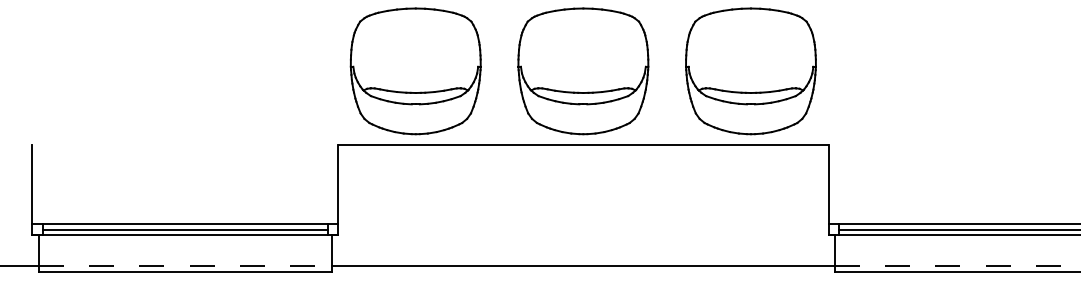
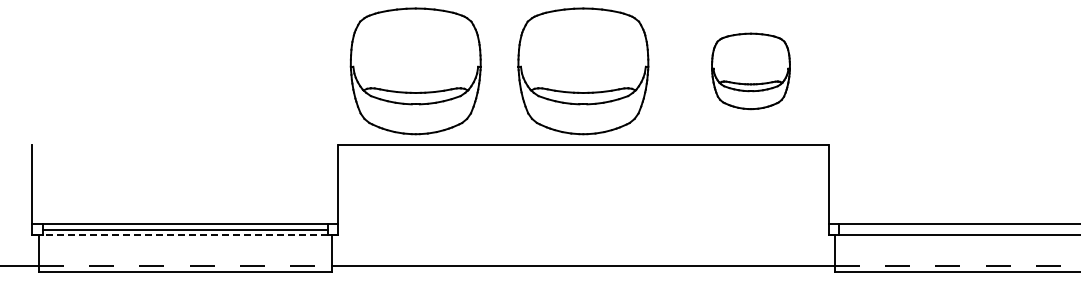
part size: 132x129 px -> 80x79 px (750, 71)
line: present -> none (957, 229)
line: solid -> dashed (184, 234)
